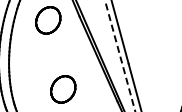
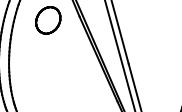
line: dashed -> solid (120, 55)
part: present -> none (63, 89)
